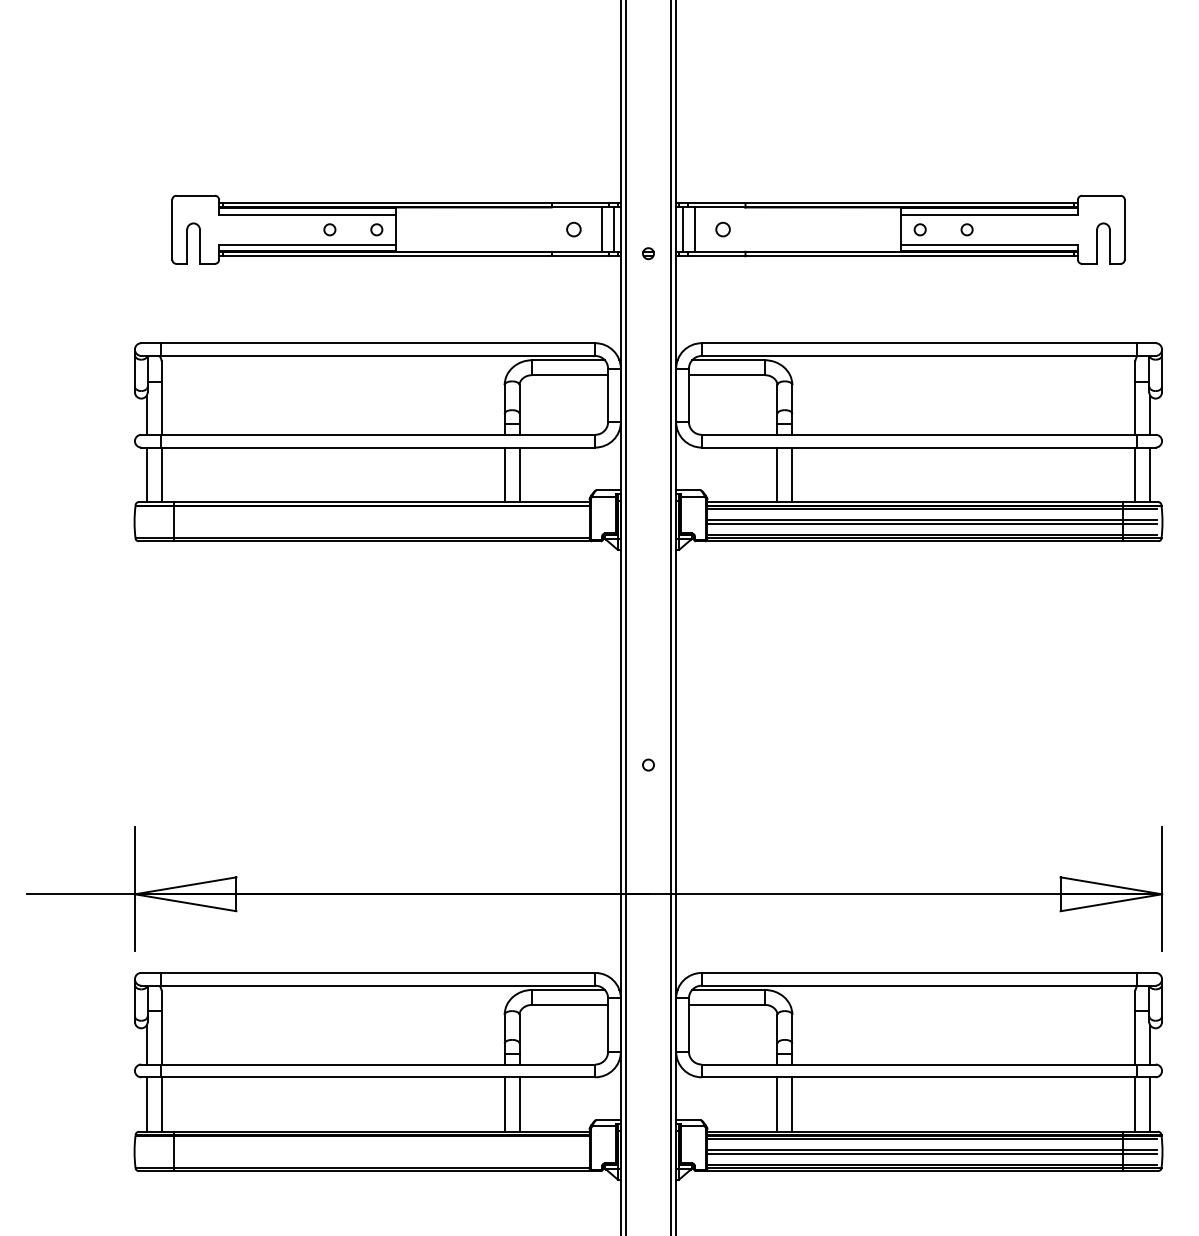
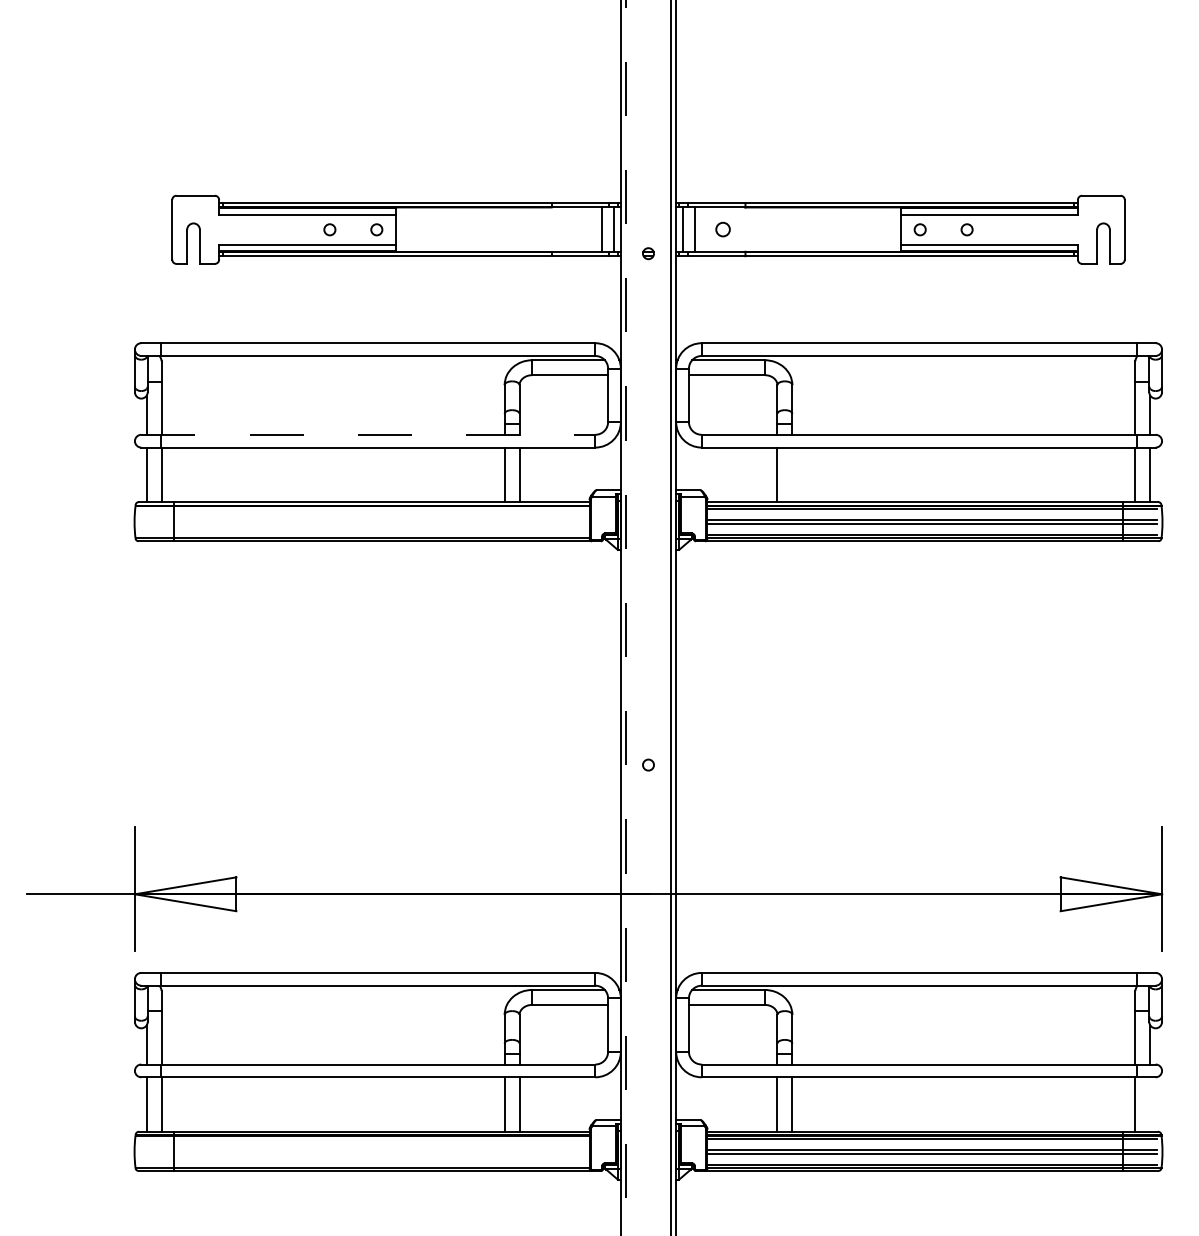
circle: present -> none (573, 229)
line: solid -> dashed (368, 434)
line: present -> none (792, 474)
line: solid -> dashed (625, 618)
line: present -> none (1150, 1104)
